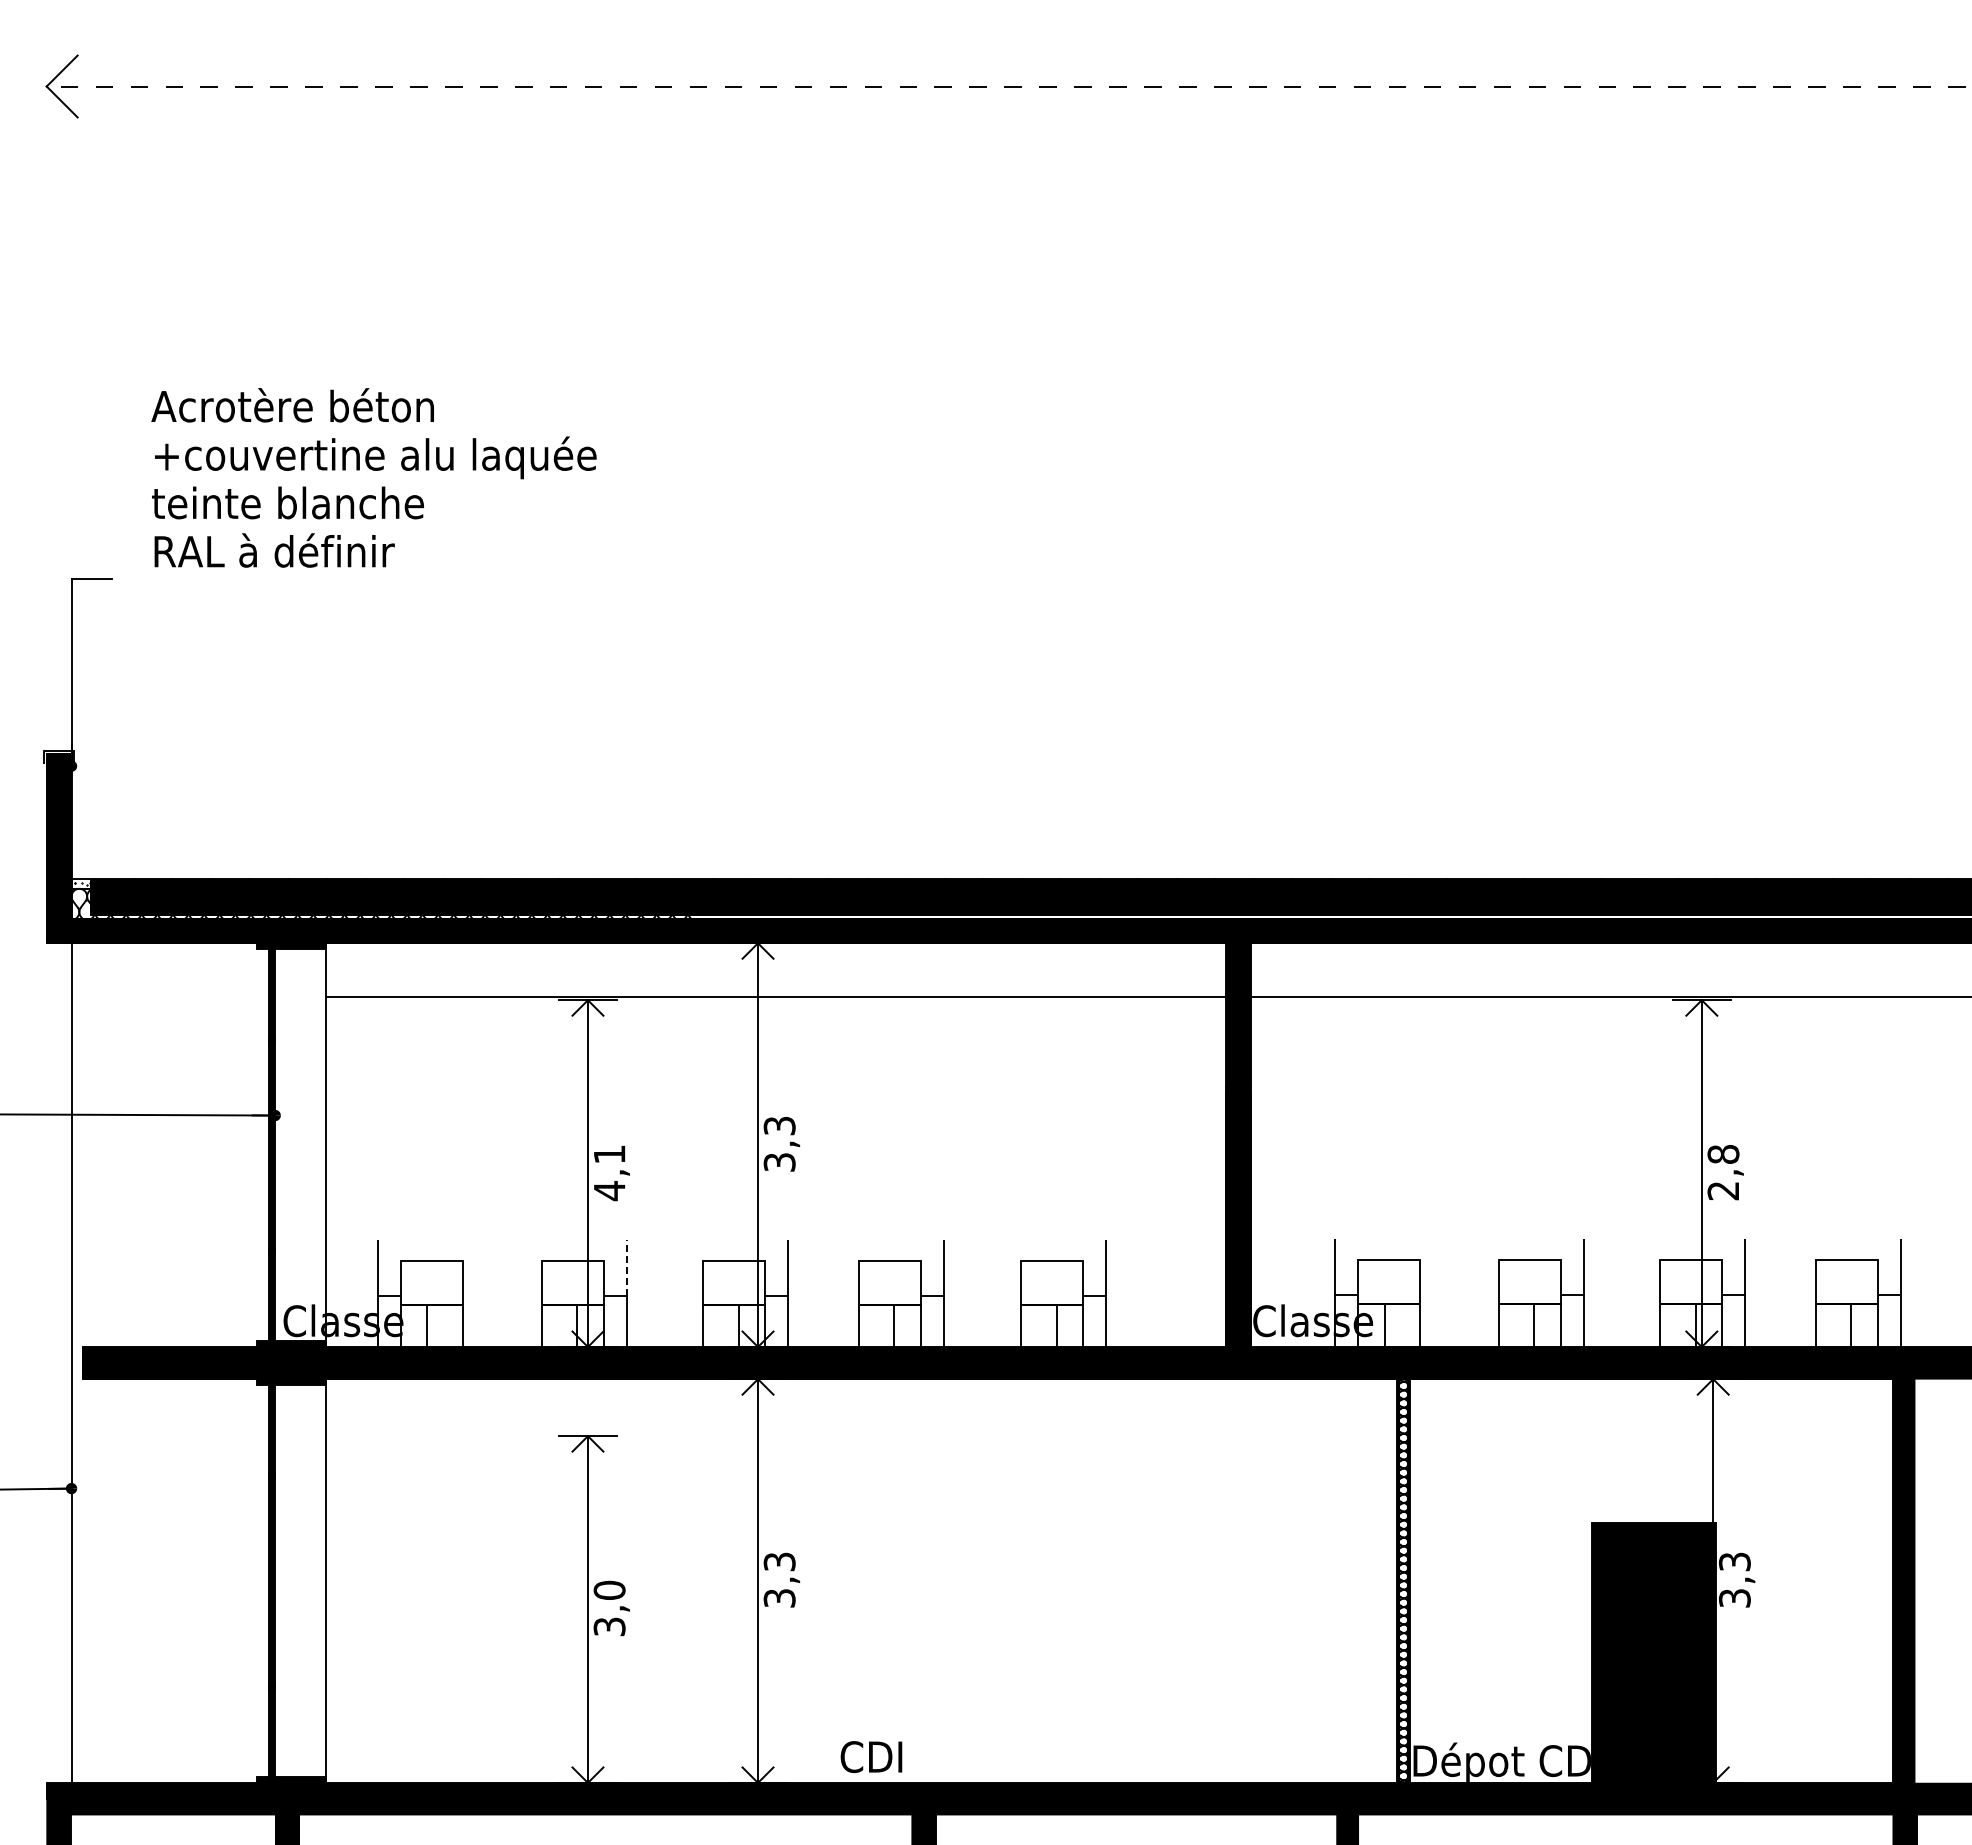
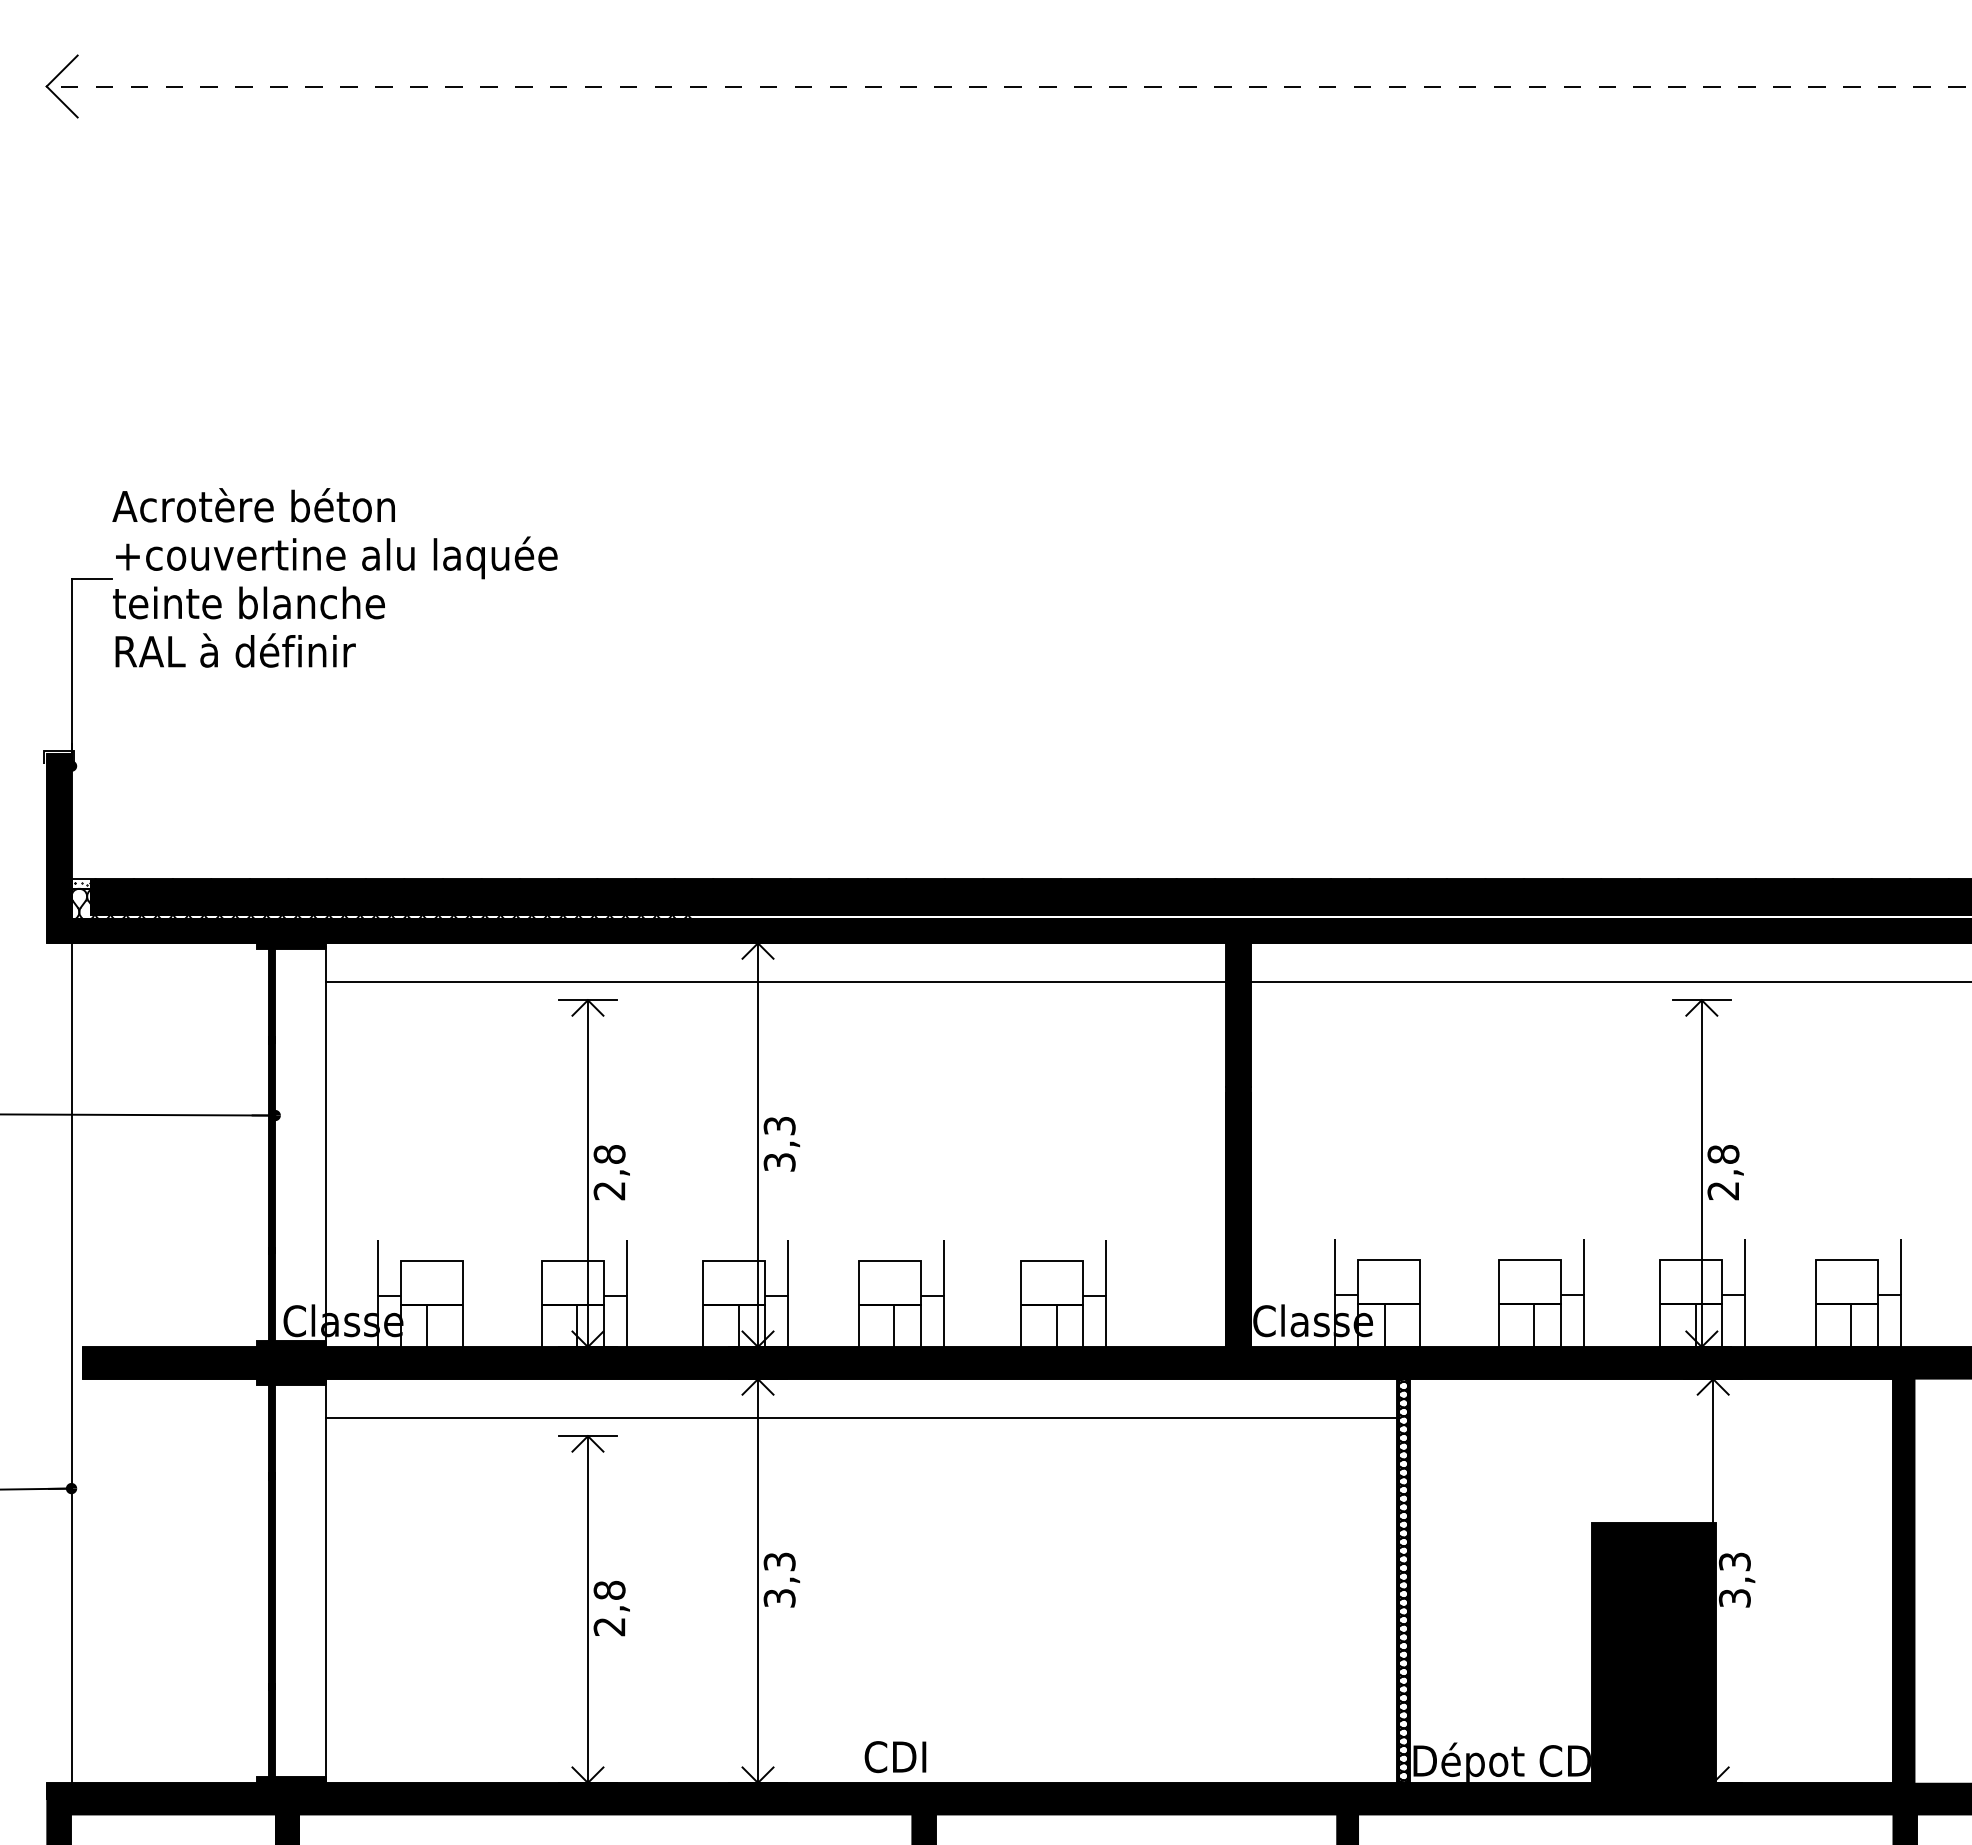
text position: (373, 477) -> (334, 577) (334, 577)
line position: (1146, 996) -> (1146, 981) (1146, 981)
text: 4,1 -> 2,8 (609, 1173)
line: dashed -> solid (626, 1267)
line: none -> present (861, 1417)
text: 3,0 -> 2,8 (609, 1608)
text position: (871, 1757) -> (895, 1757) (895, 1757)
